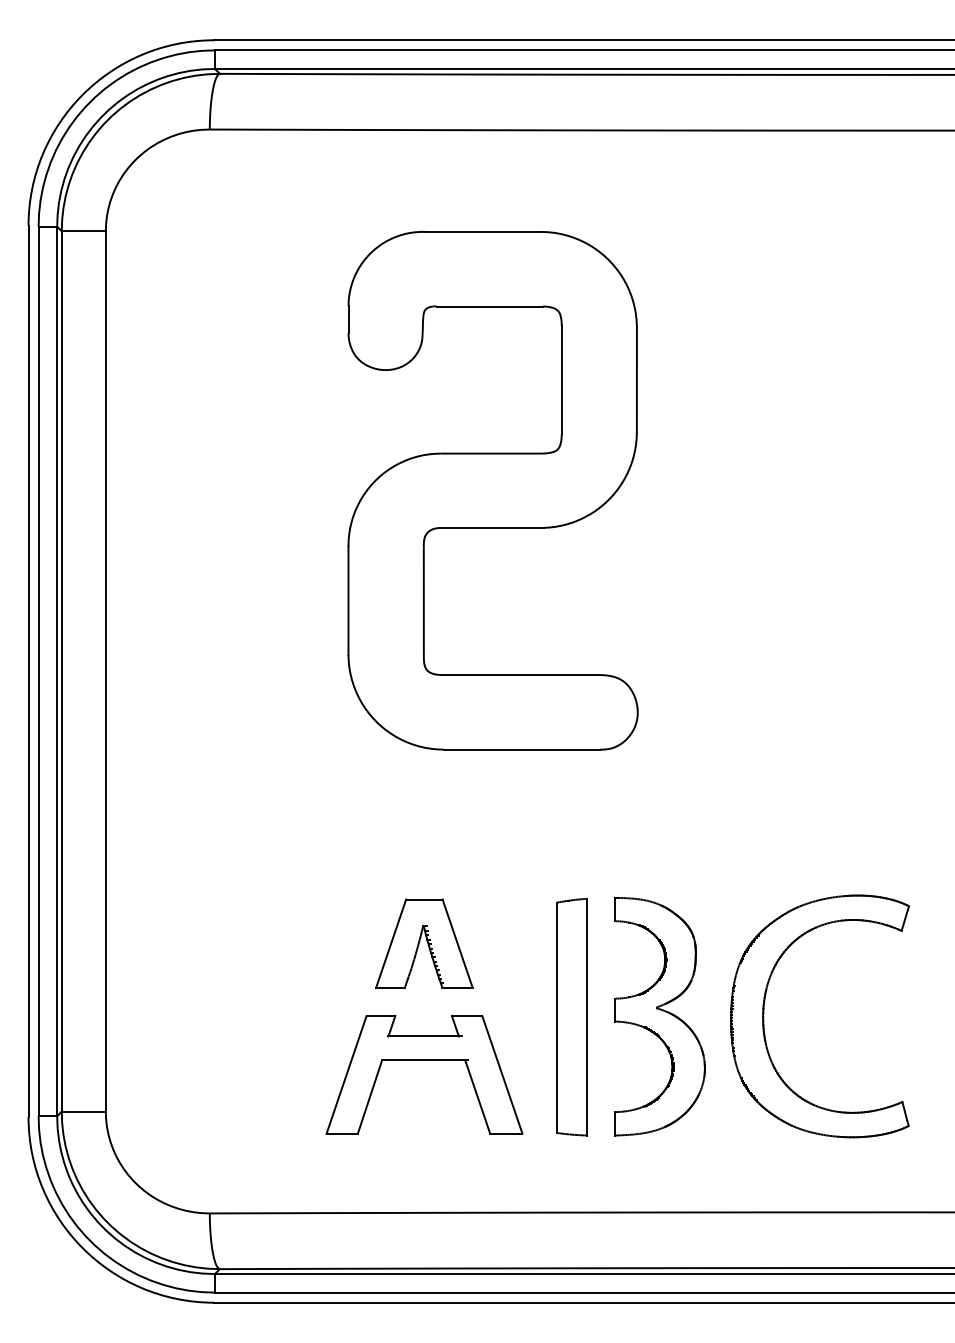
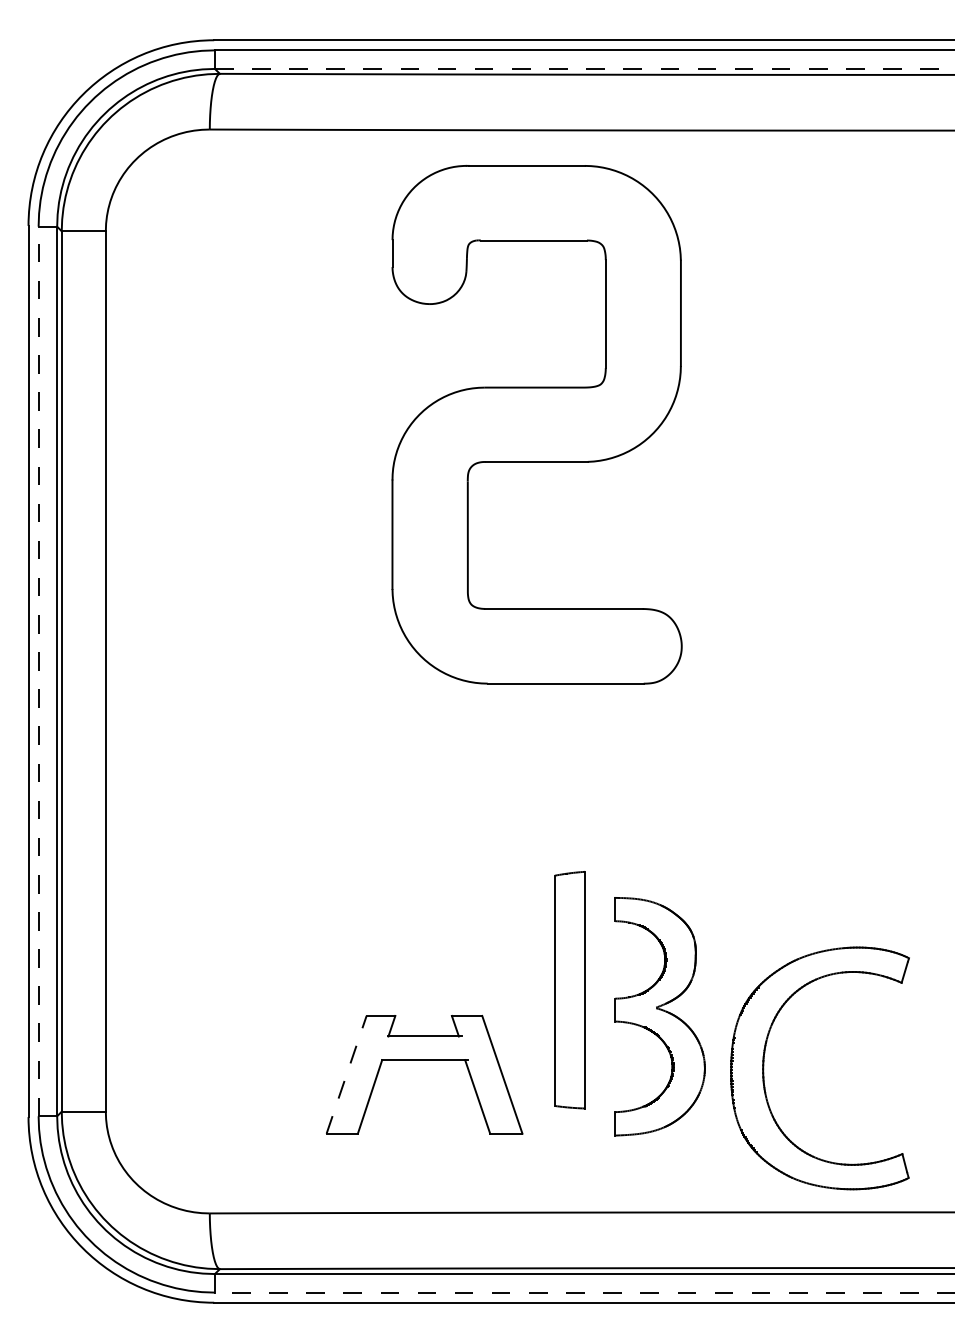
line: solid -> dashed (584, 68)
part position: (492, 490) -> (536, 424) (536, 424)
line: solid -> dashed (38, 671)
part: present -> none (424, 943)
part position: (764, 1016) -> (764, 1068) (764, 1068)
part position: (571, 1017) -> (569, 990) (569, 990)
line: solid -> dashed (346, 1074)
line: solid -> dashed (584, 1292)
